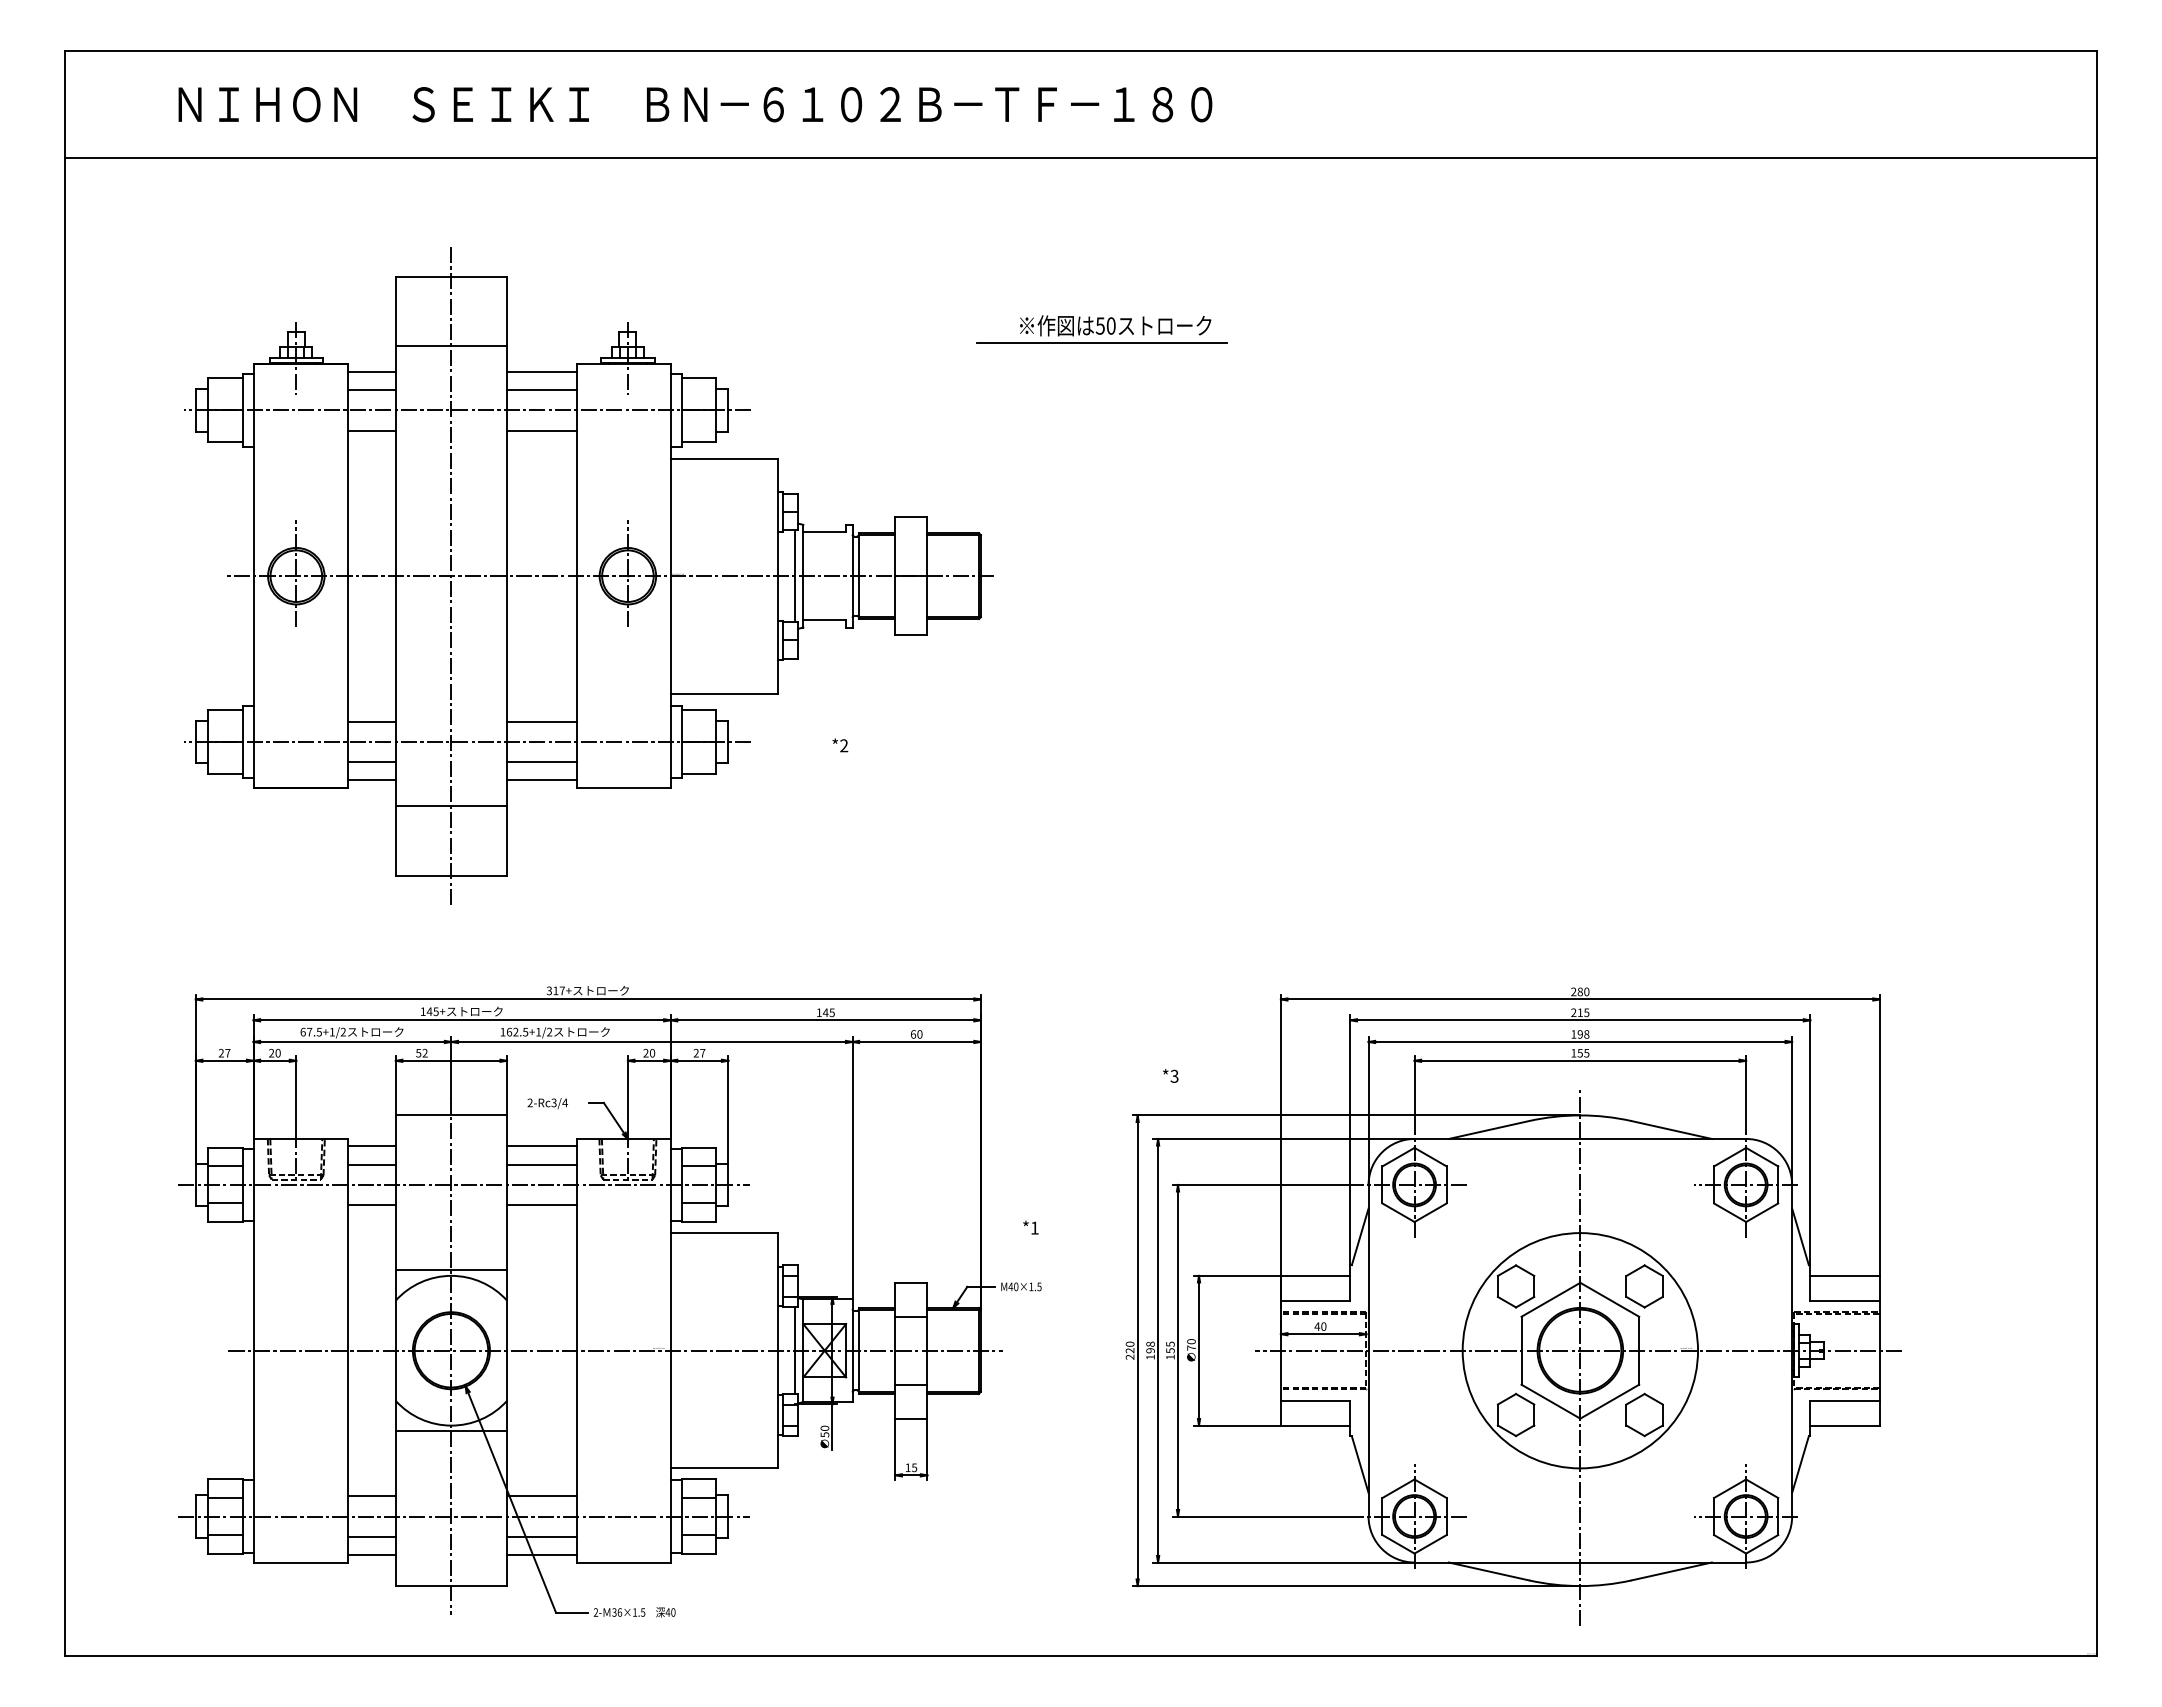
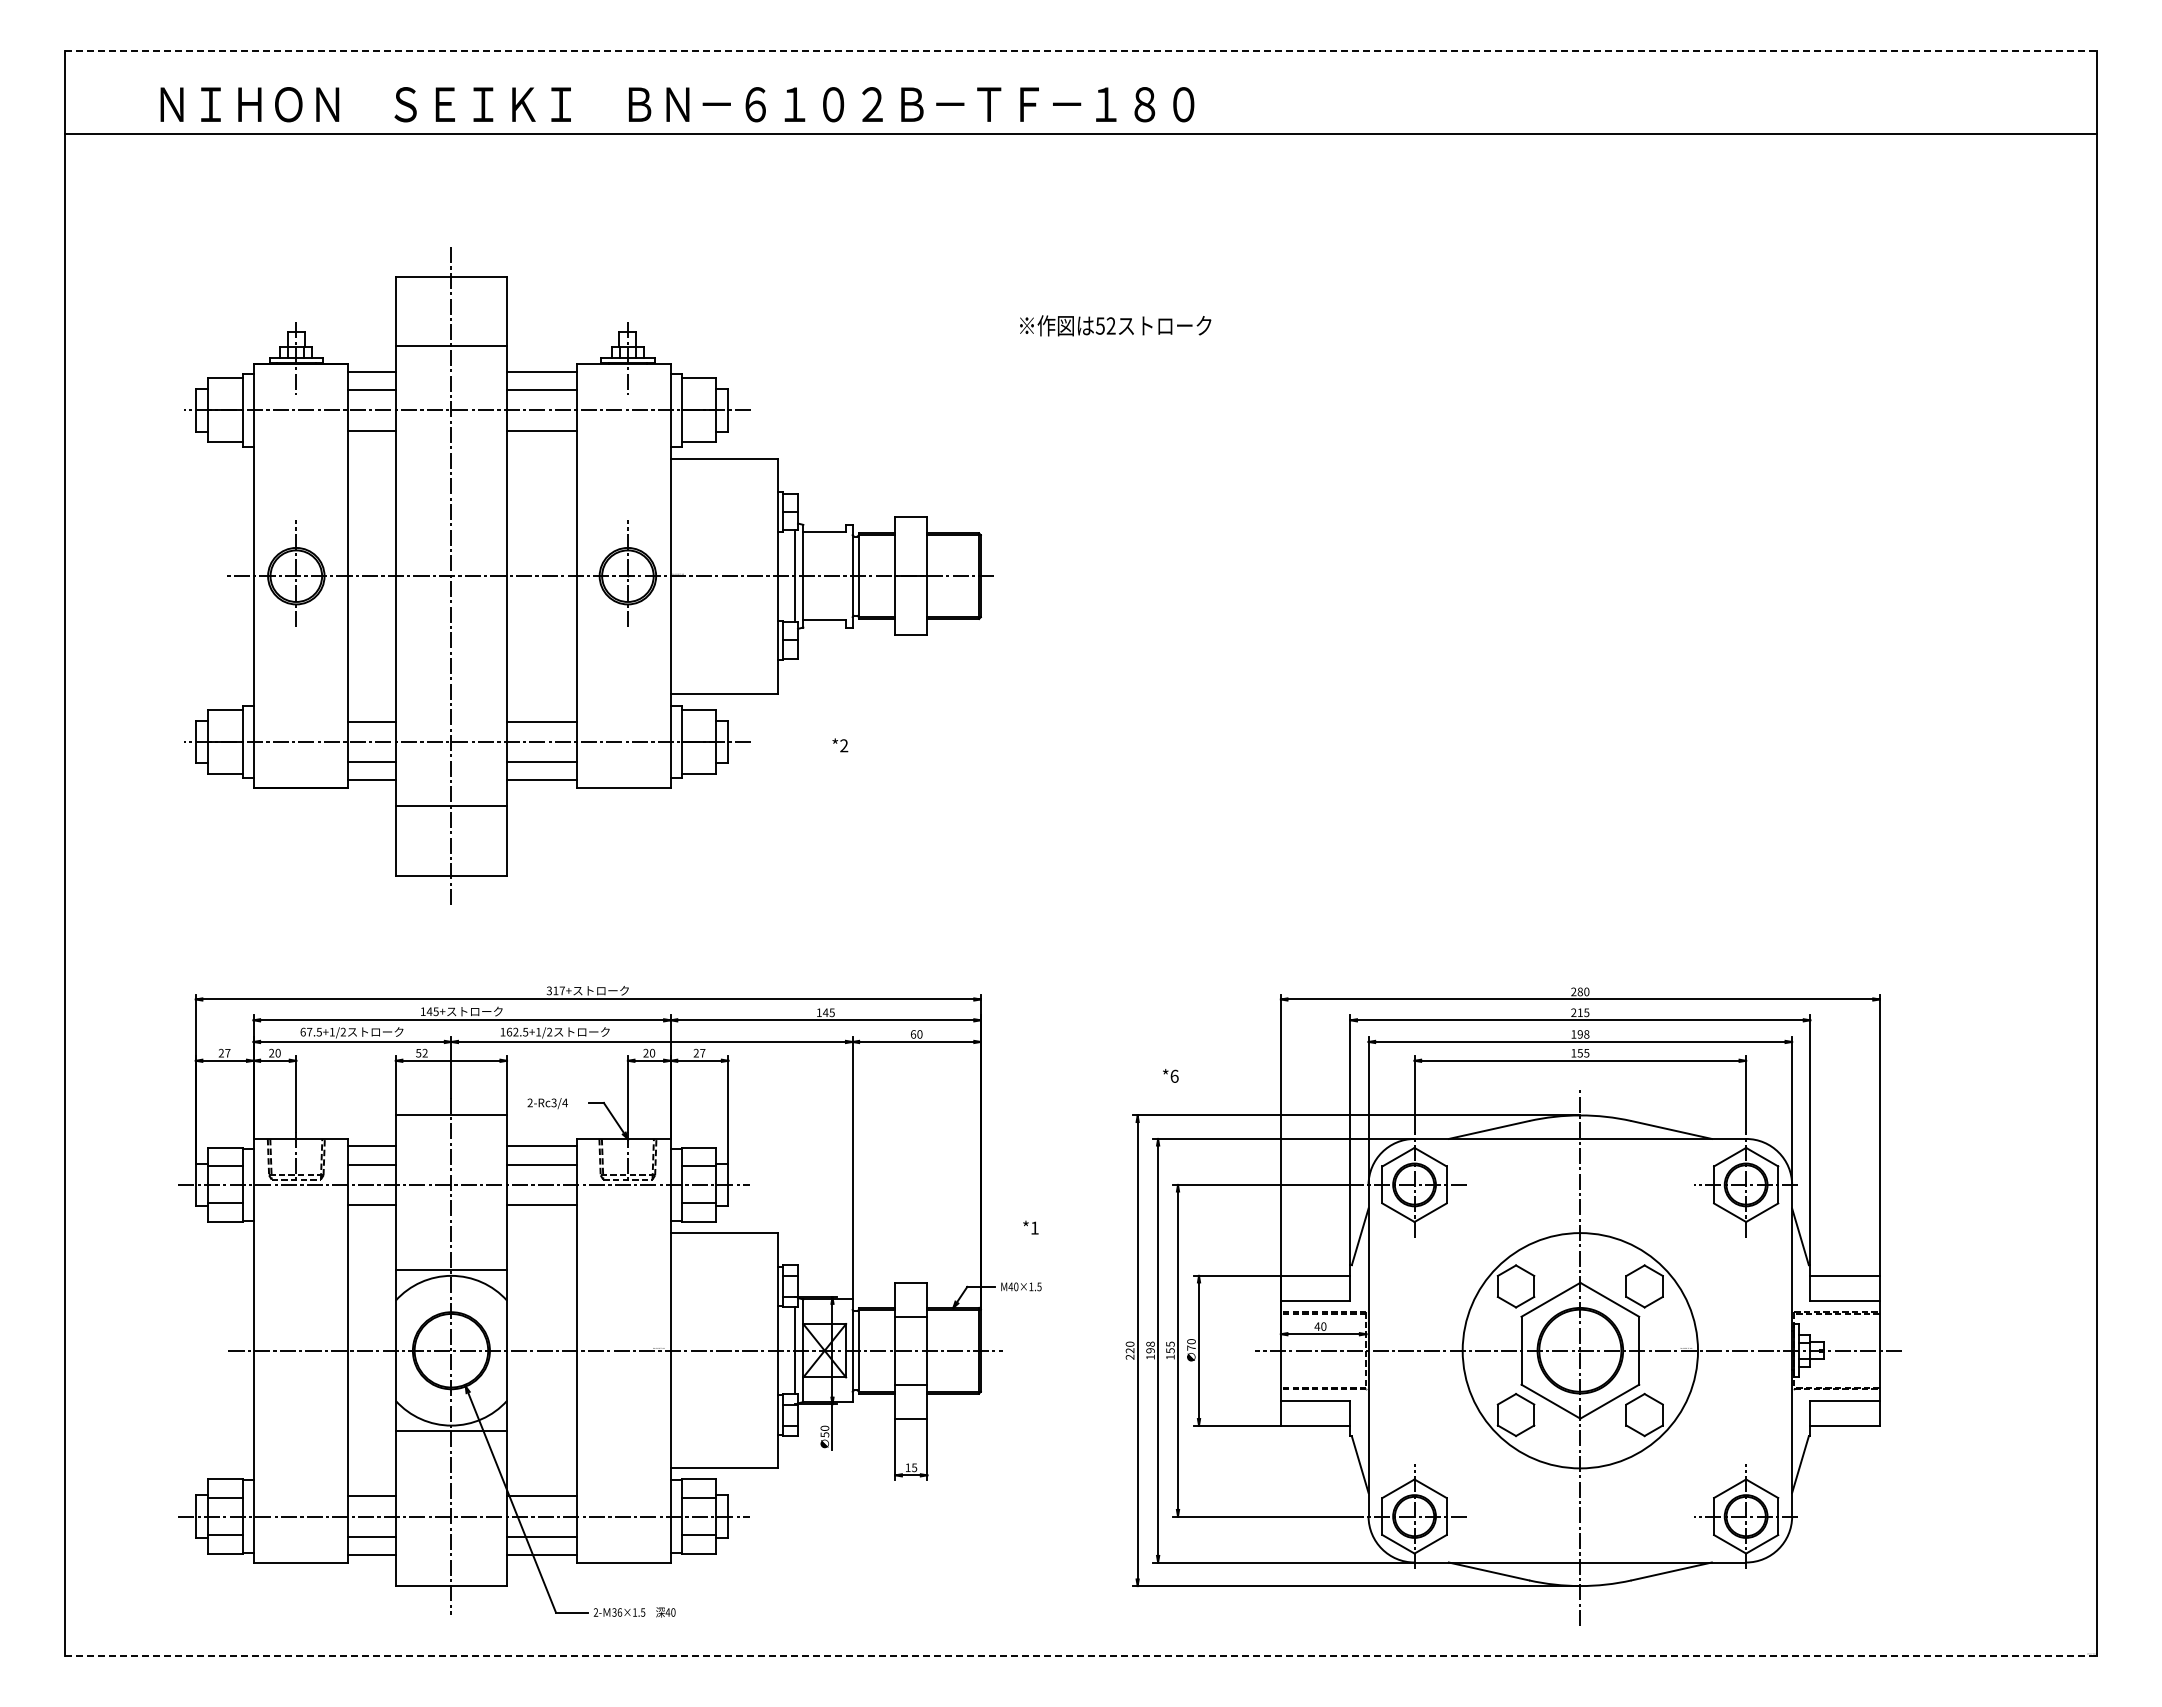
line: solid -> dashed (1081, 51)
text position: (695, 104) -> (677, 104) (677, 104)
line position: (1080, 158) -> (1080, 134) (1080, 134)
text: 50 -> 52 (1110, 325)
line: present -> none (1101, 343)
text: *3 -> *6 (1174, 1075)
line: solid -> dashed (1081, 1655)
